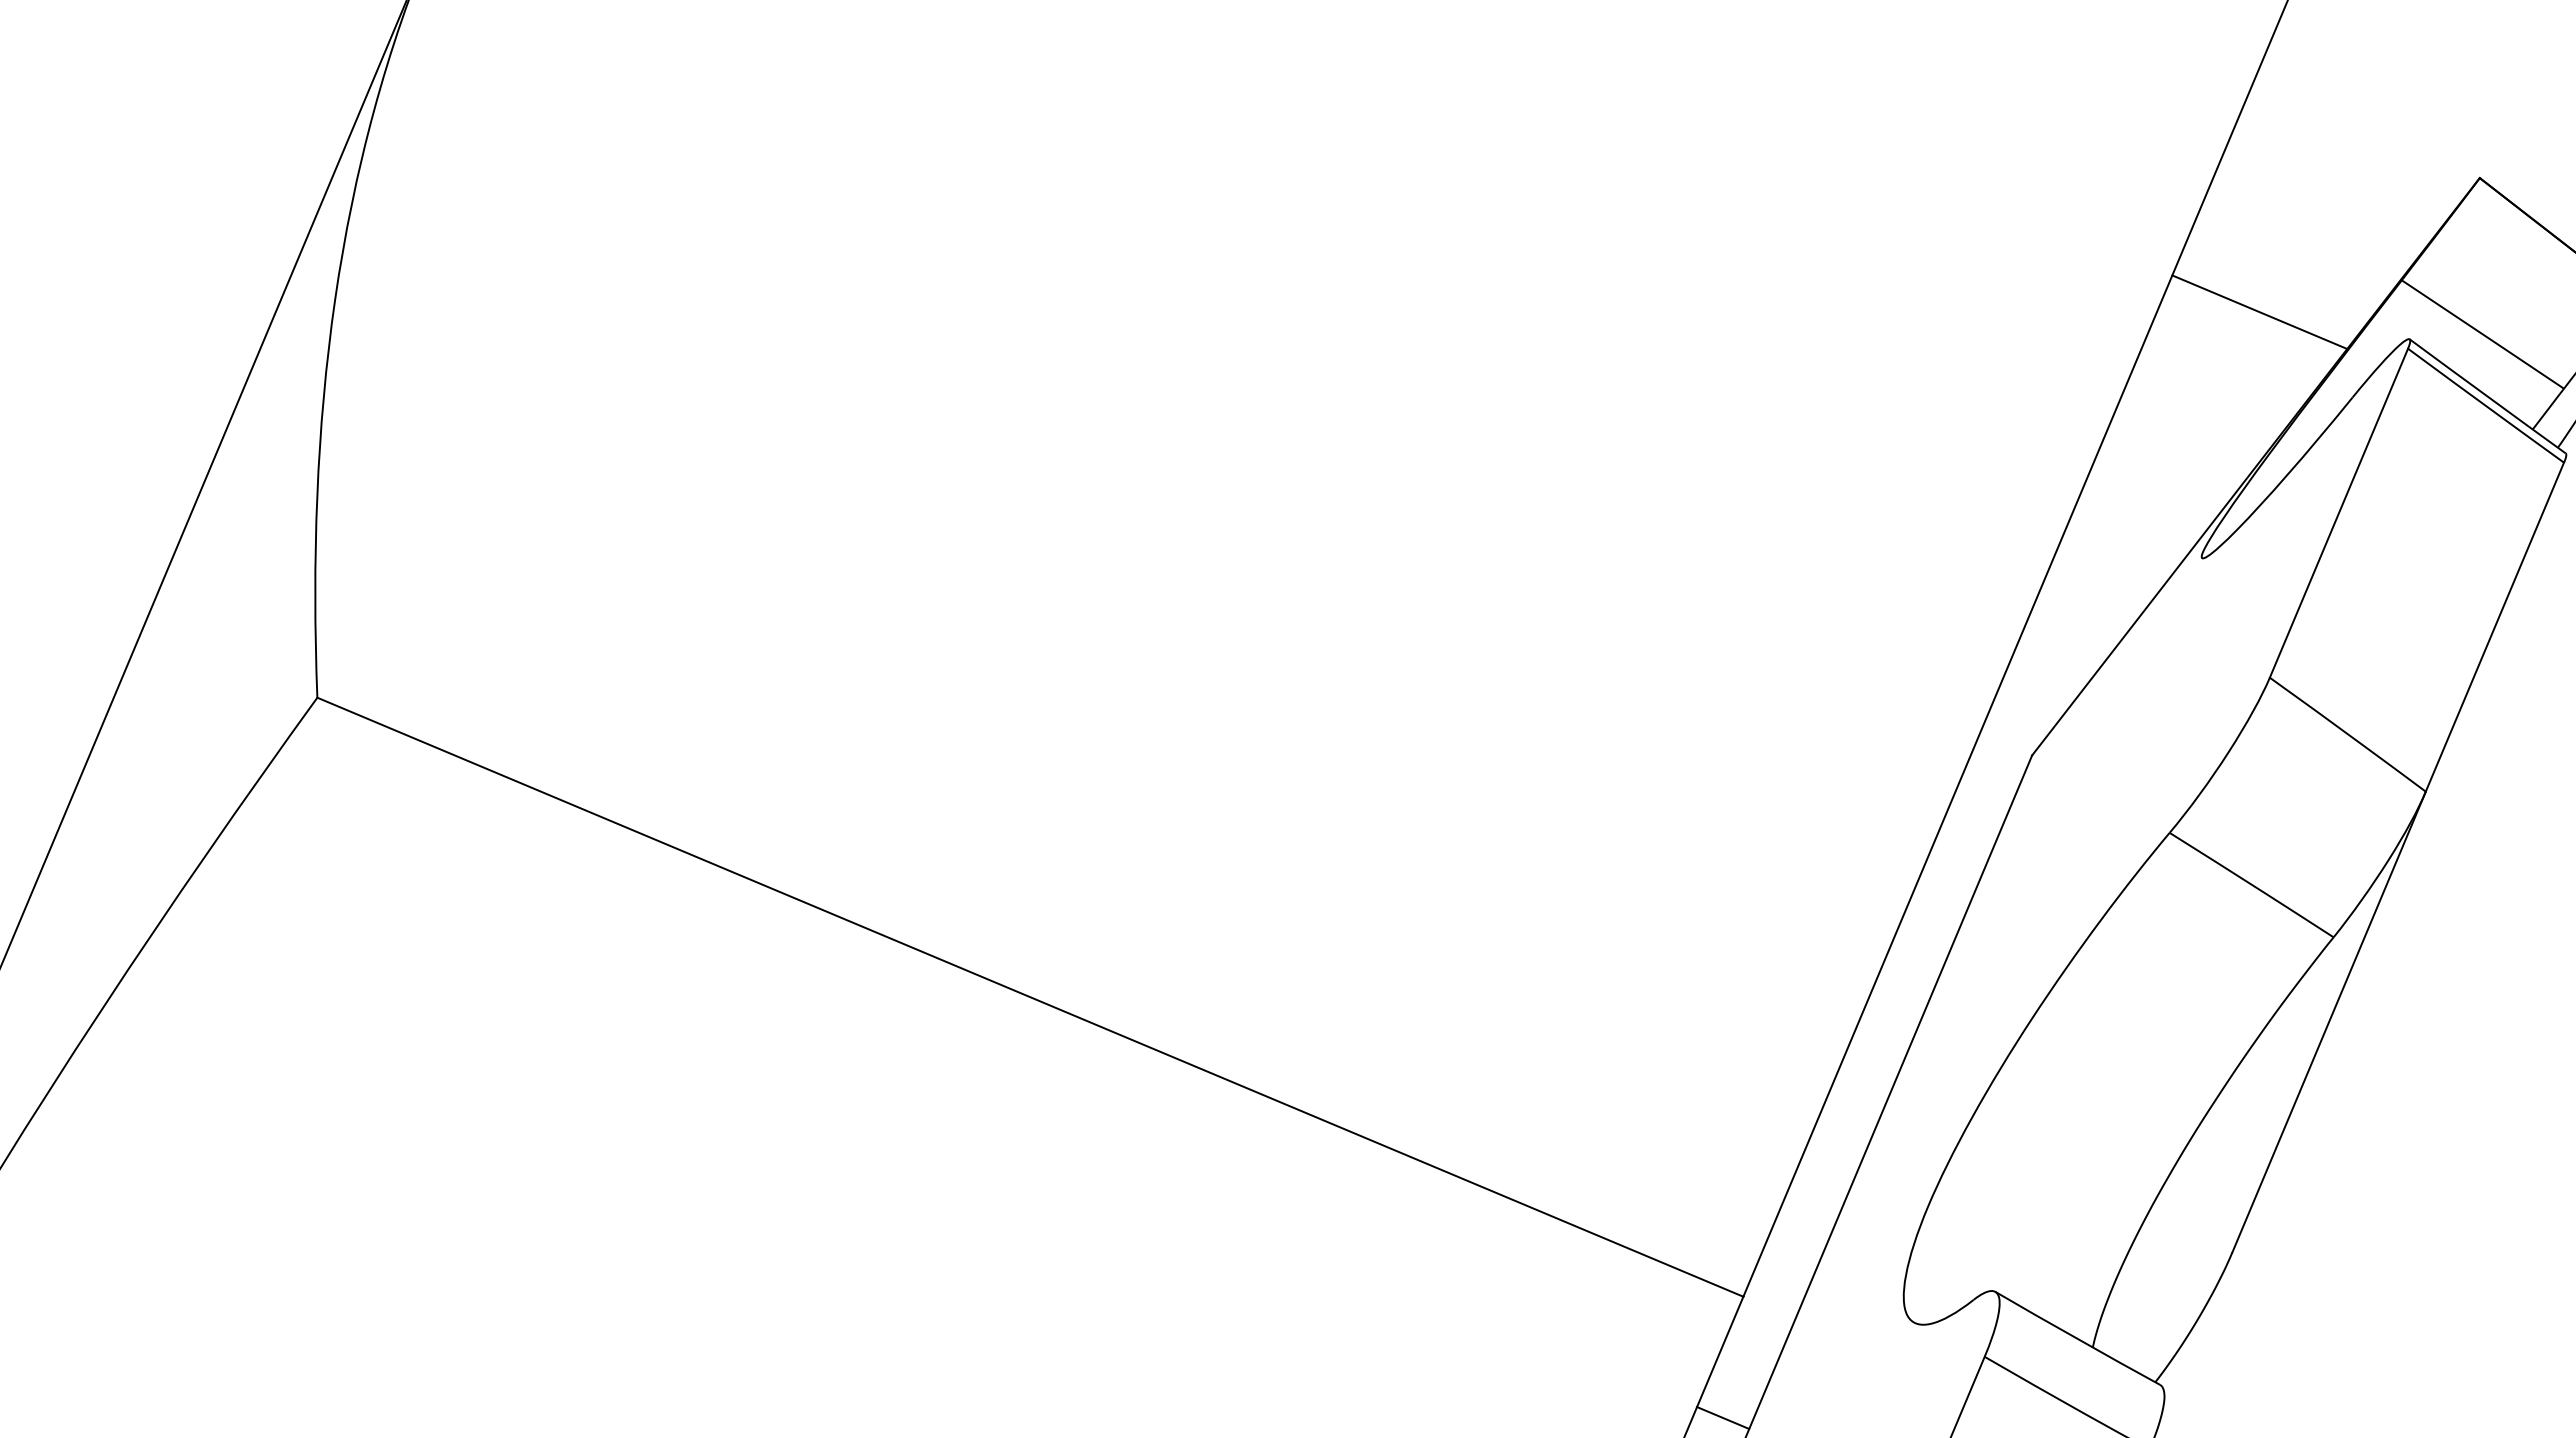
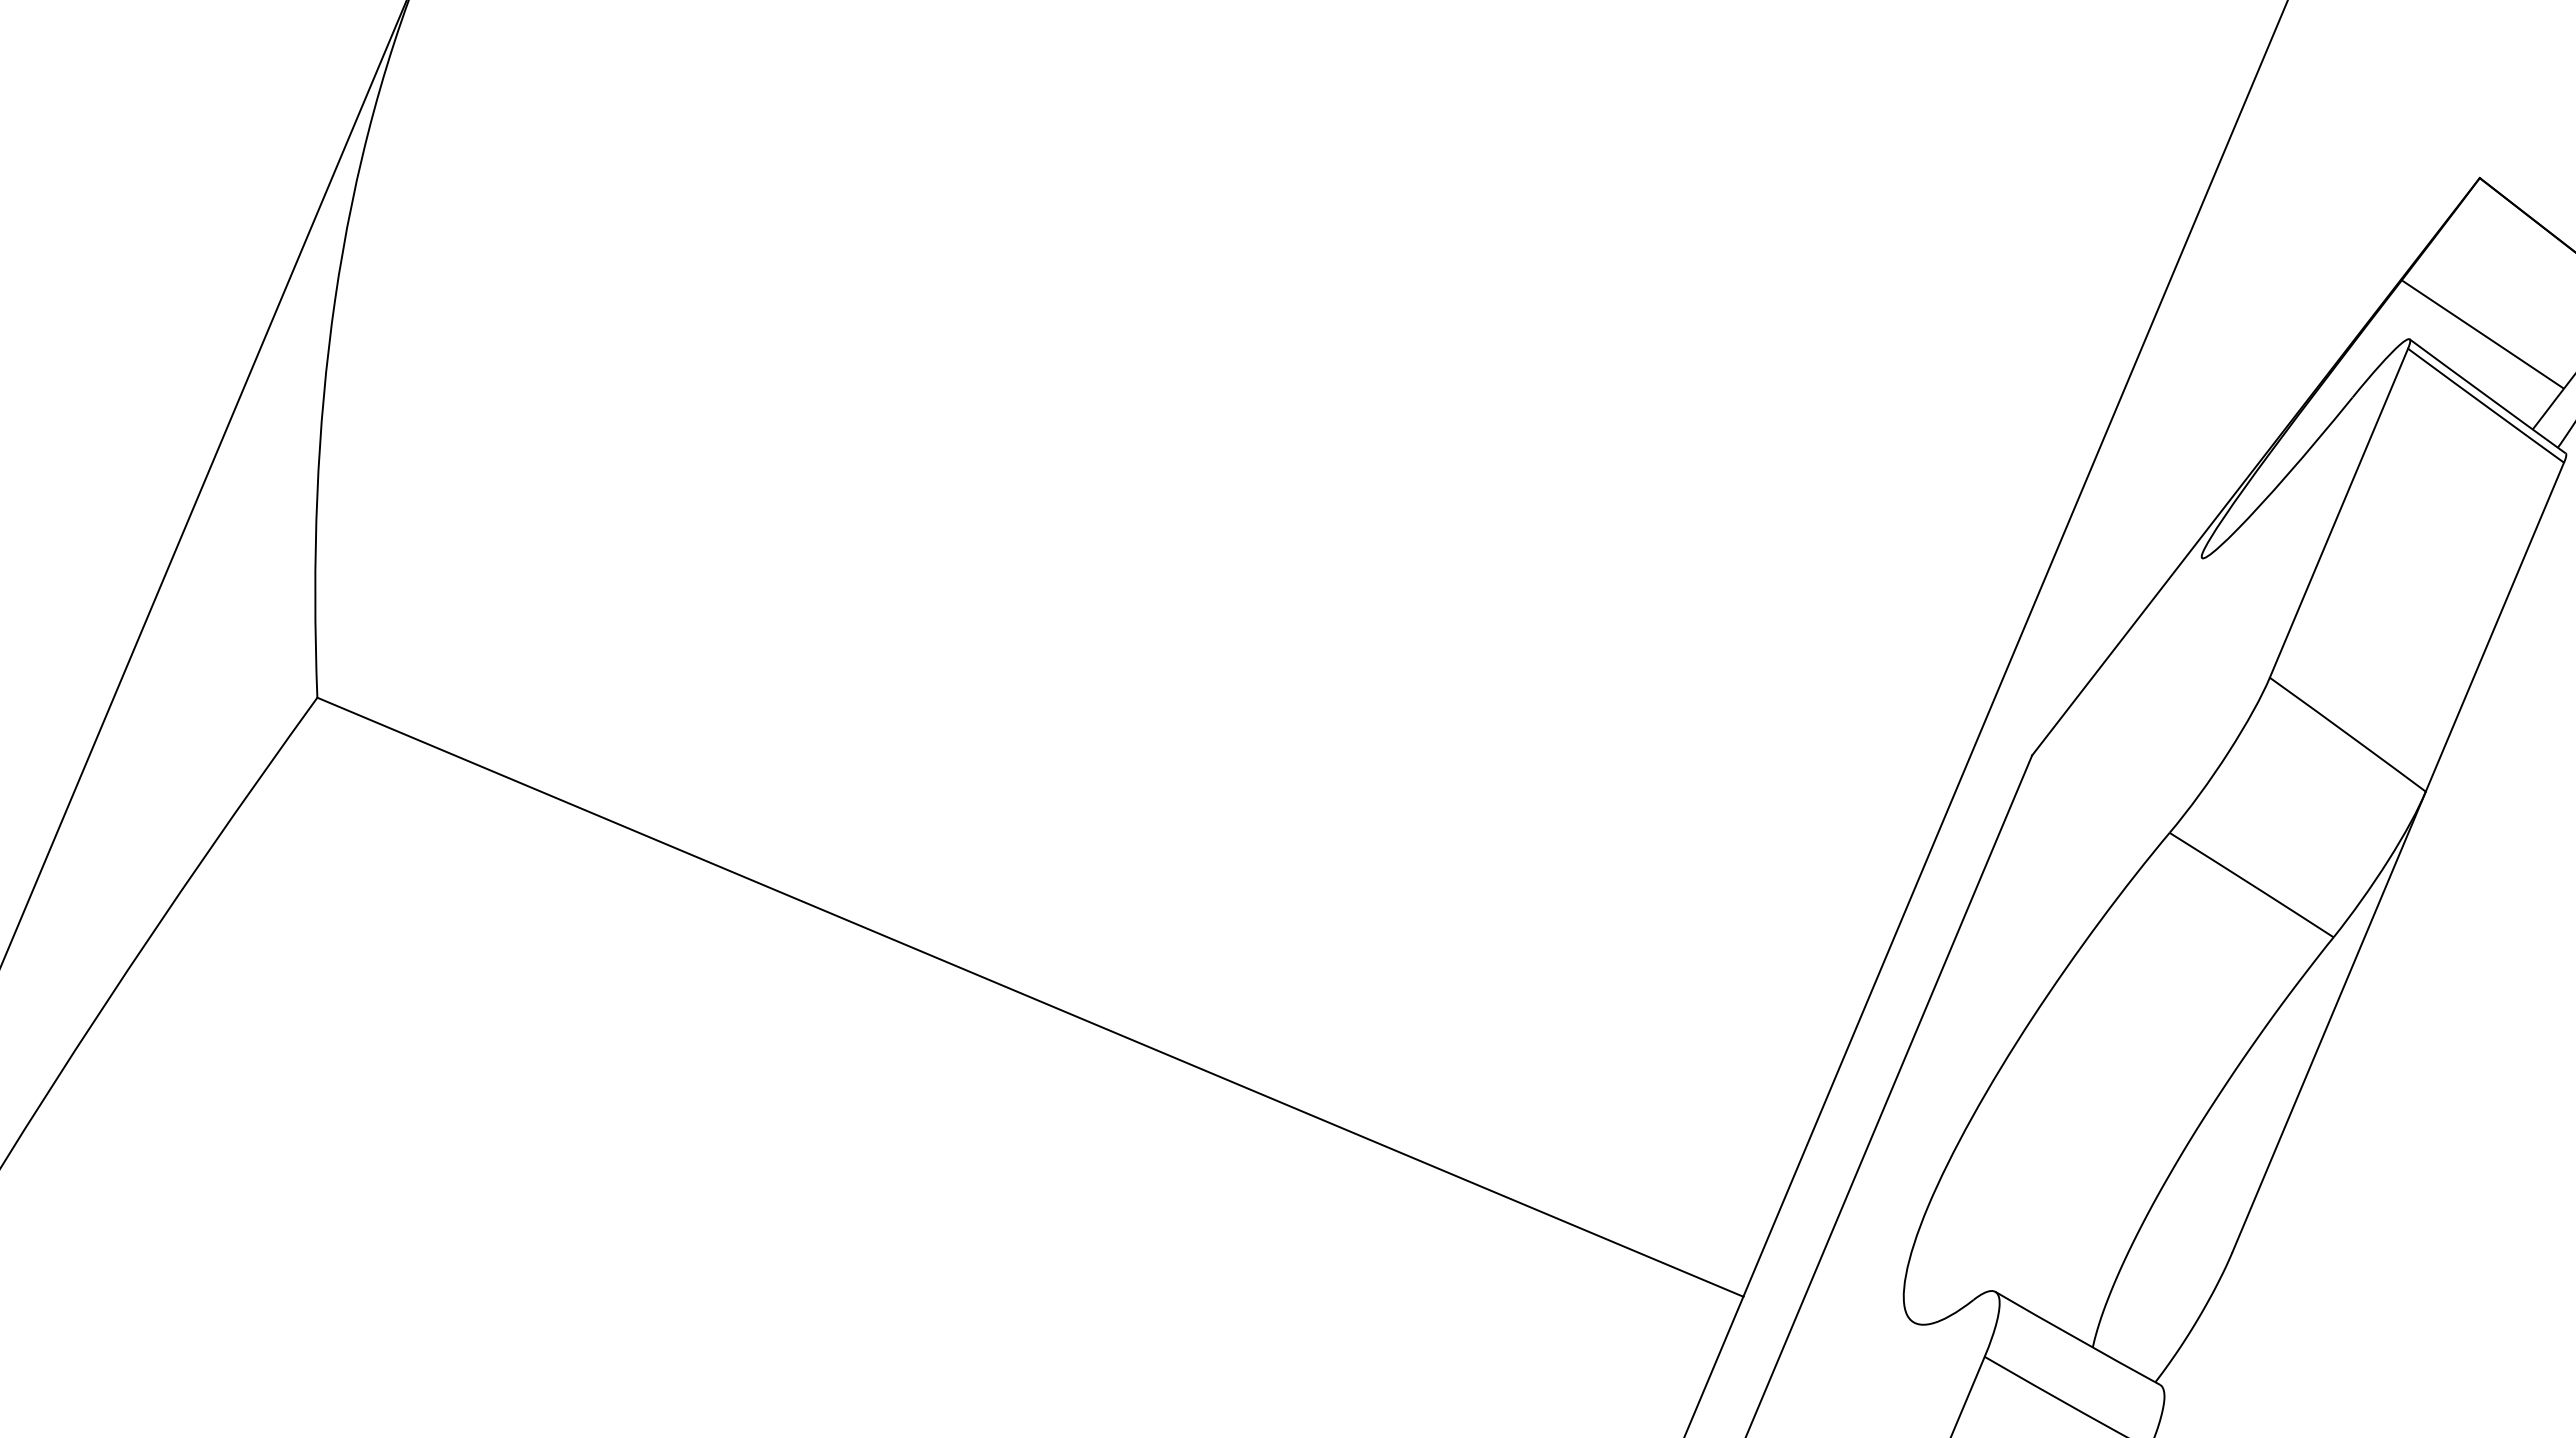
line: present -> none (2259, 312)
line: present -> none (1723, 1417)
